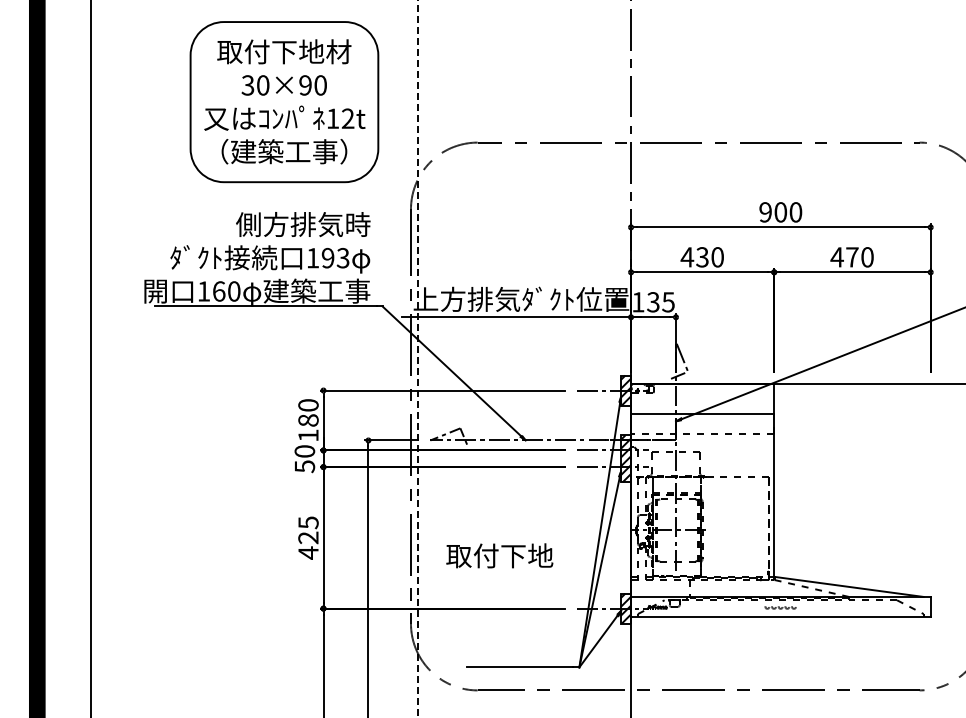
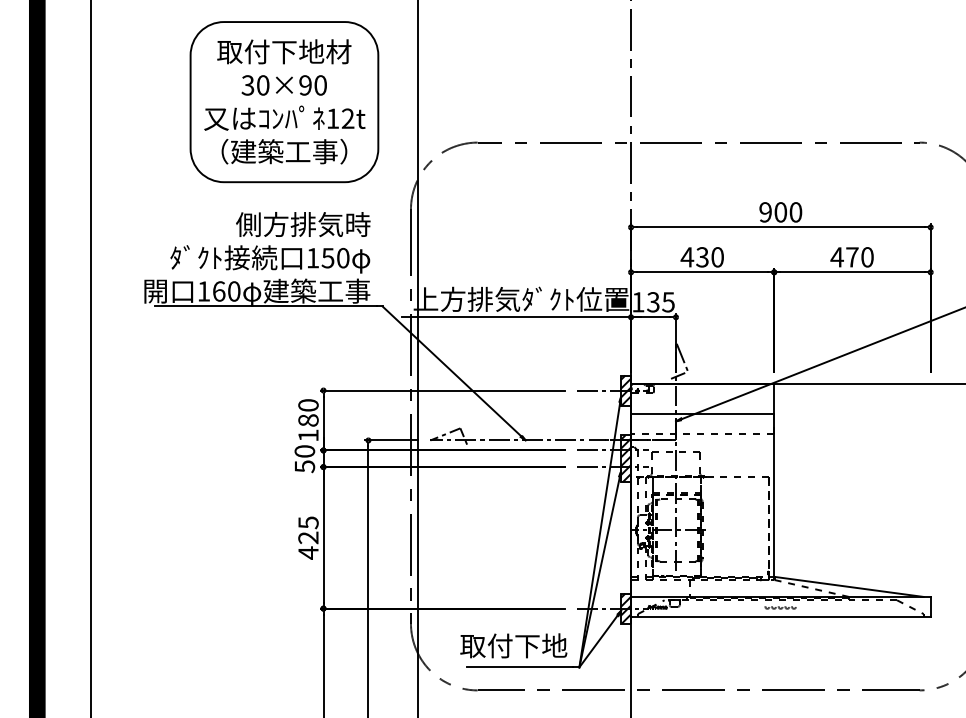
text: 193 -> 150 (335, 257)
line: dashed -> solid (417, 358)
text position: (499, 555) -> (513, 645) (513, 645)
